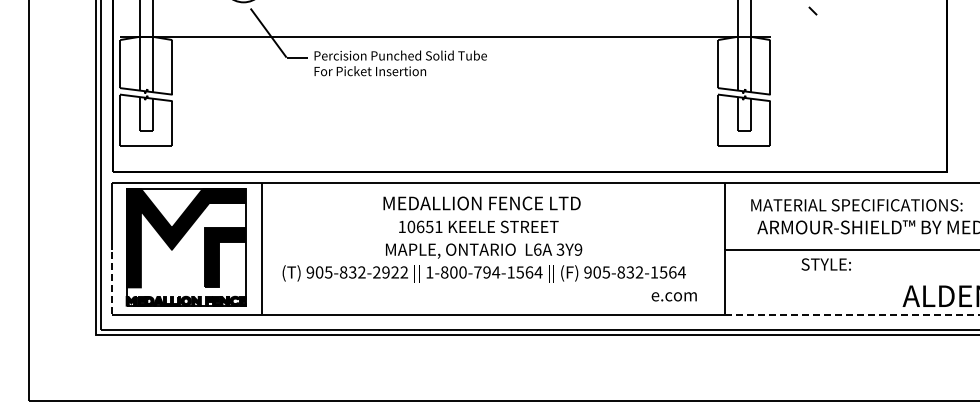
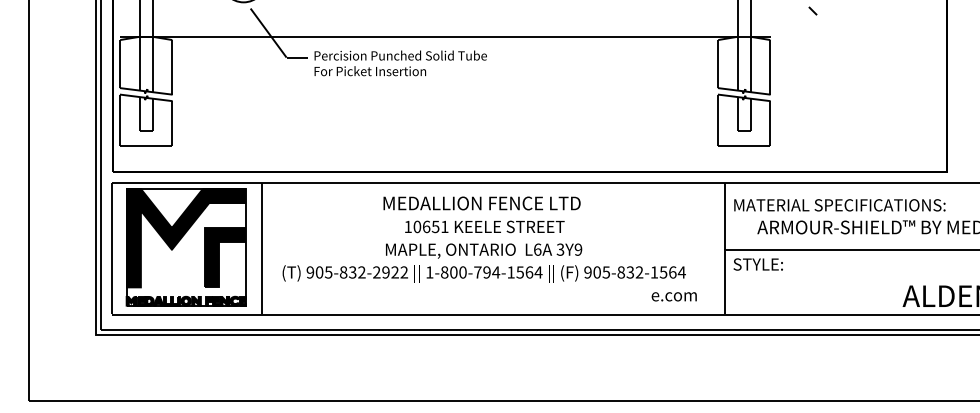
text position: (856, 205) -> (839, 205) (839, 205)
text position: (478, 226) -> (484, 226) (484, 226)
text position: (825, 264) -> (757, 264) (757, 264)
line: dashed -> solid (112, 281)
line: dashed -> solid (852, 314)
